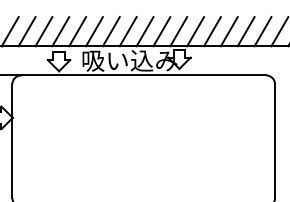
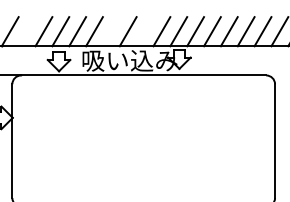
line: present -> none (26, 31)
line: present -> none (110, 31)
line: present -> none (144, 31)
